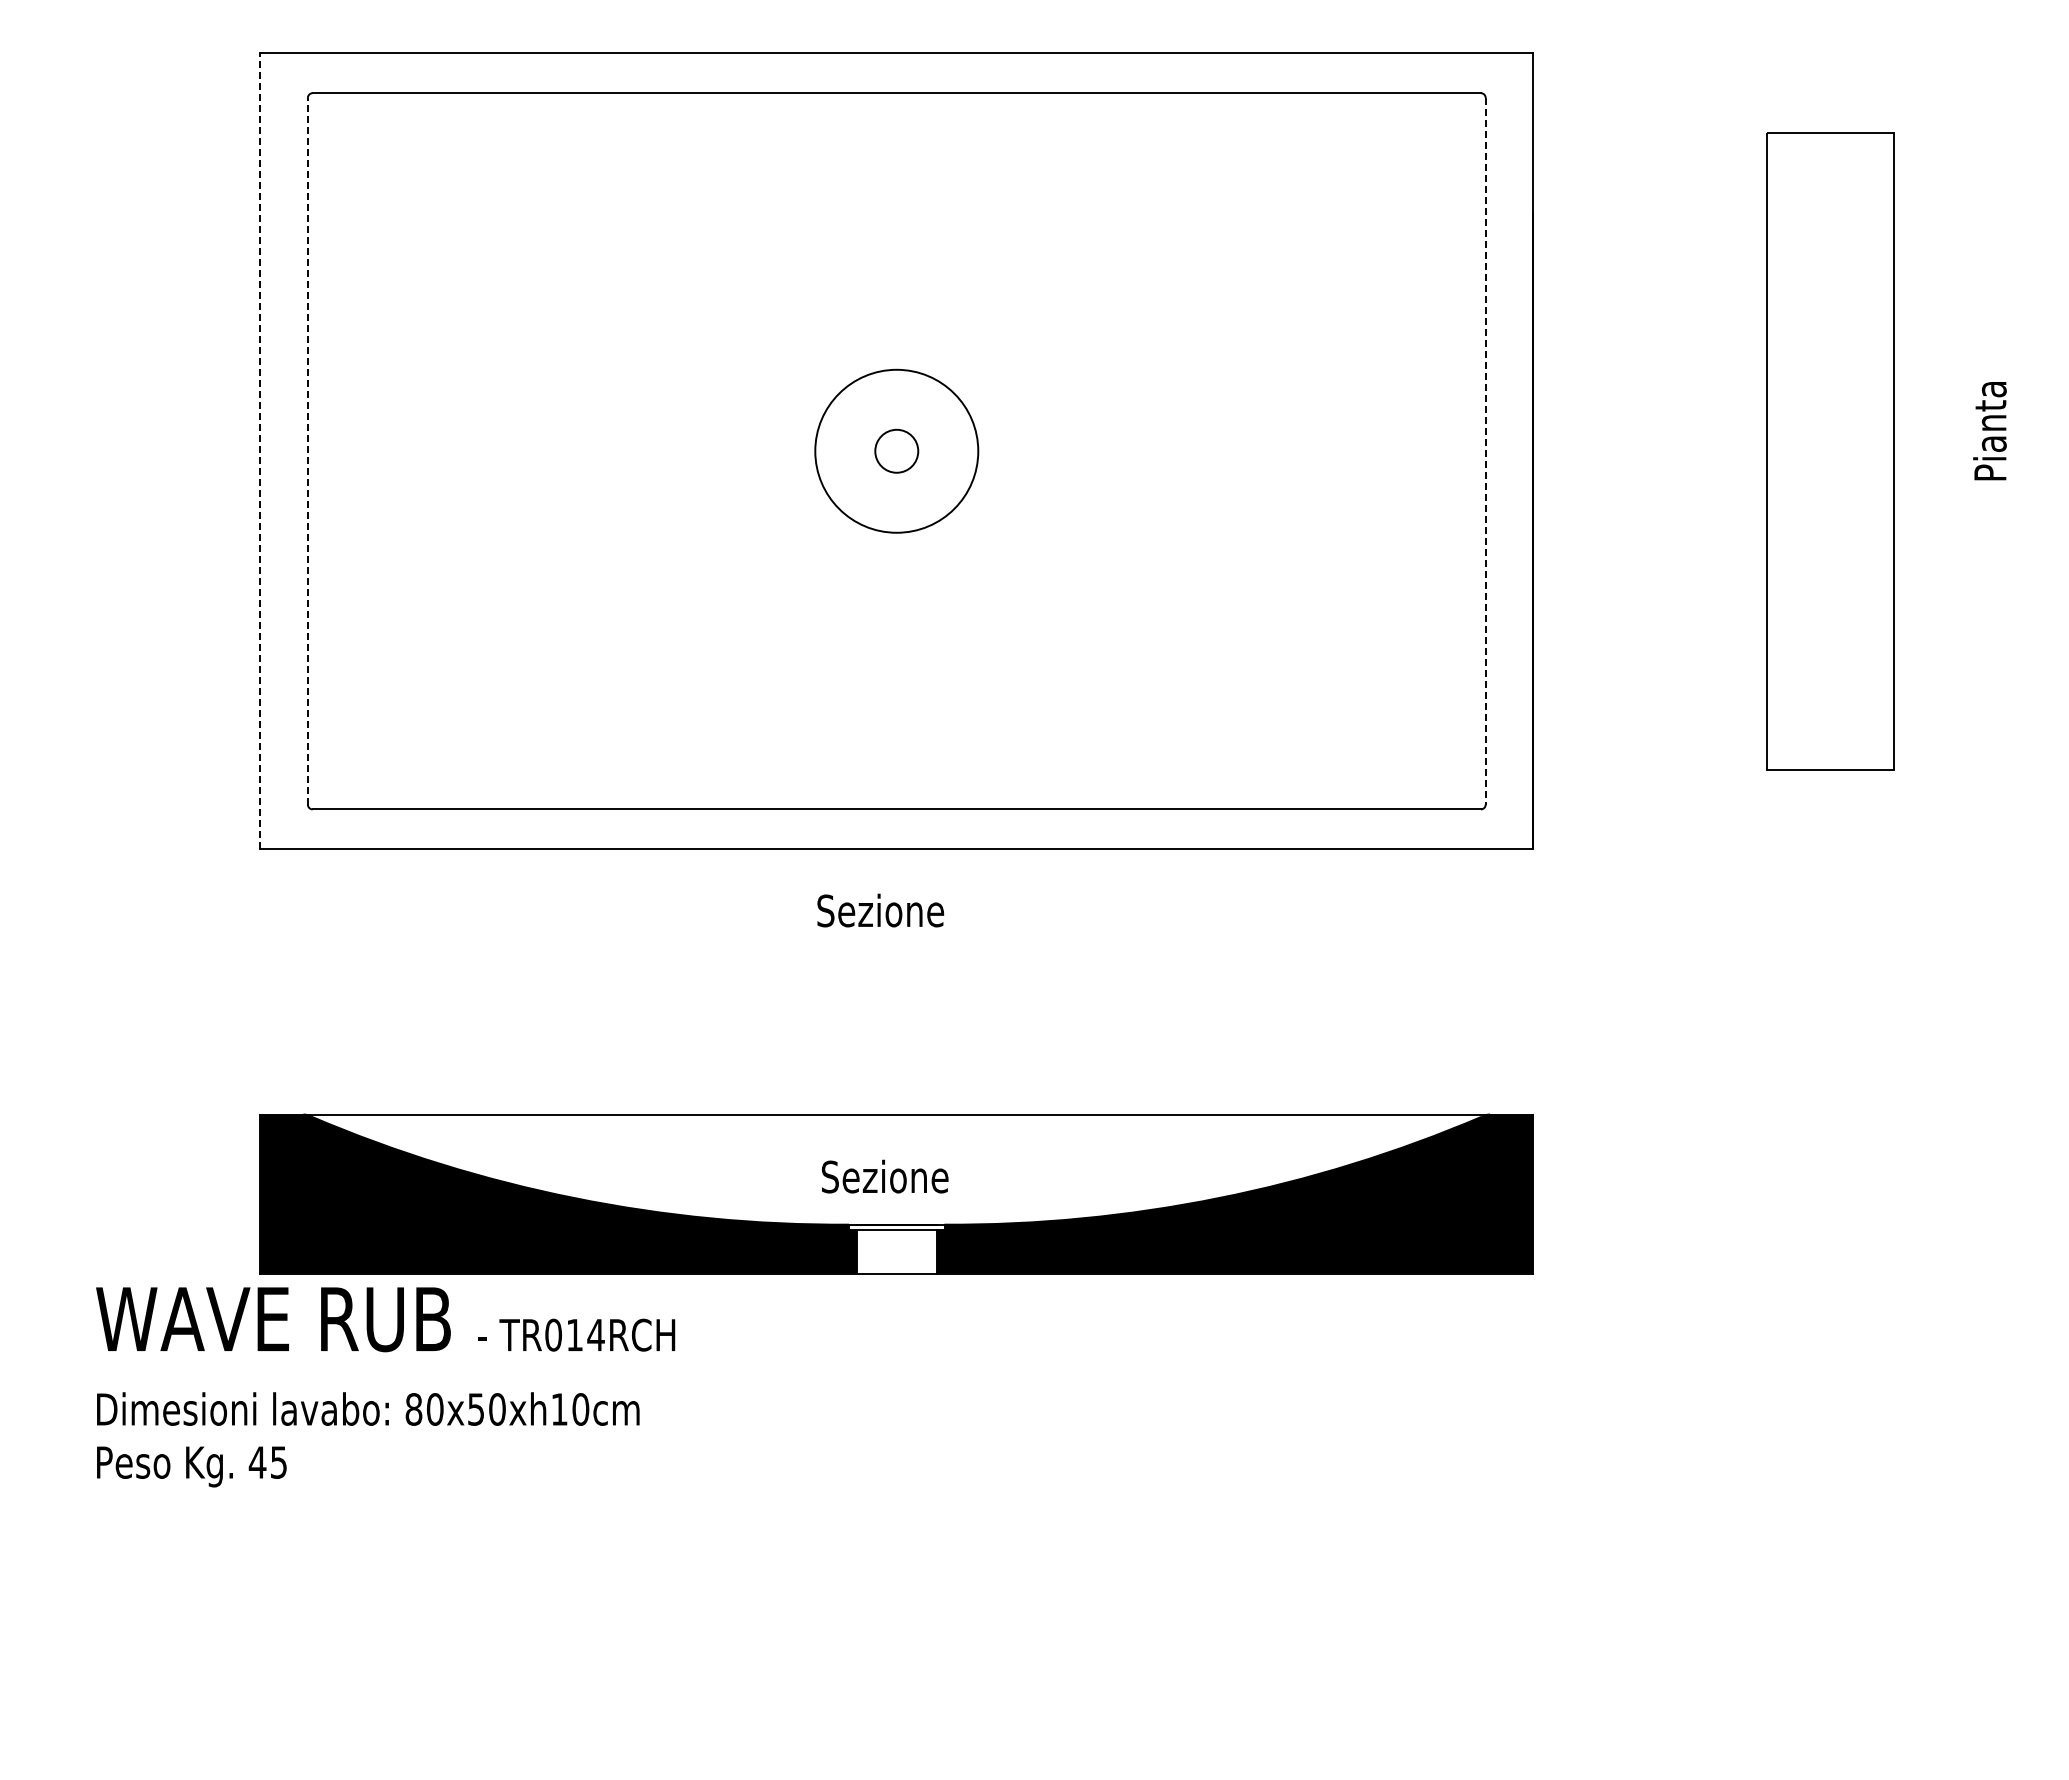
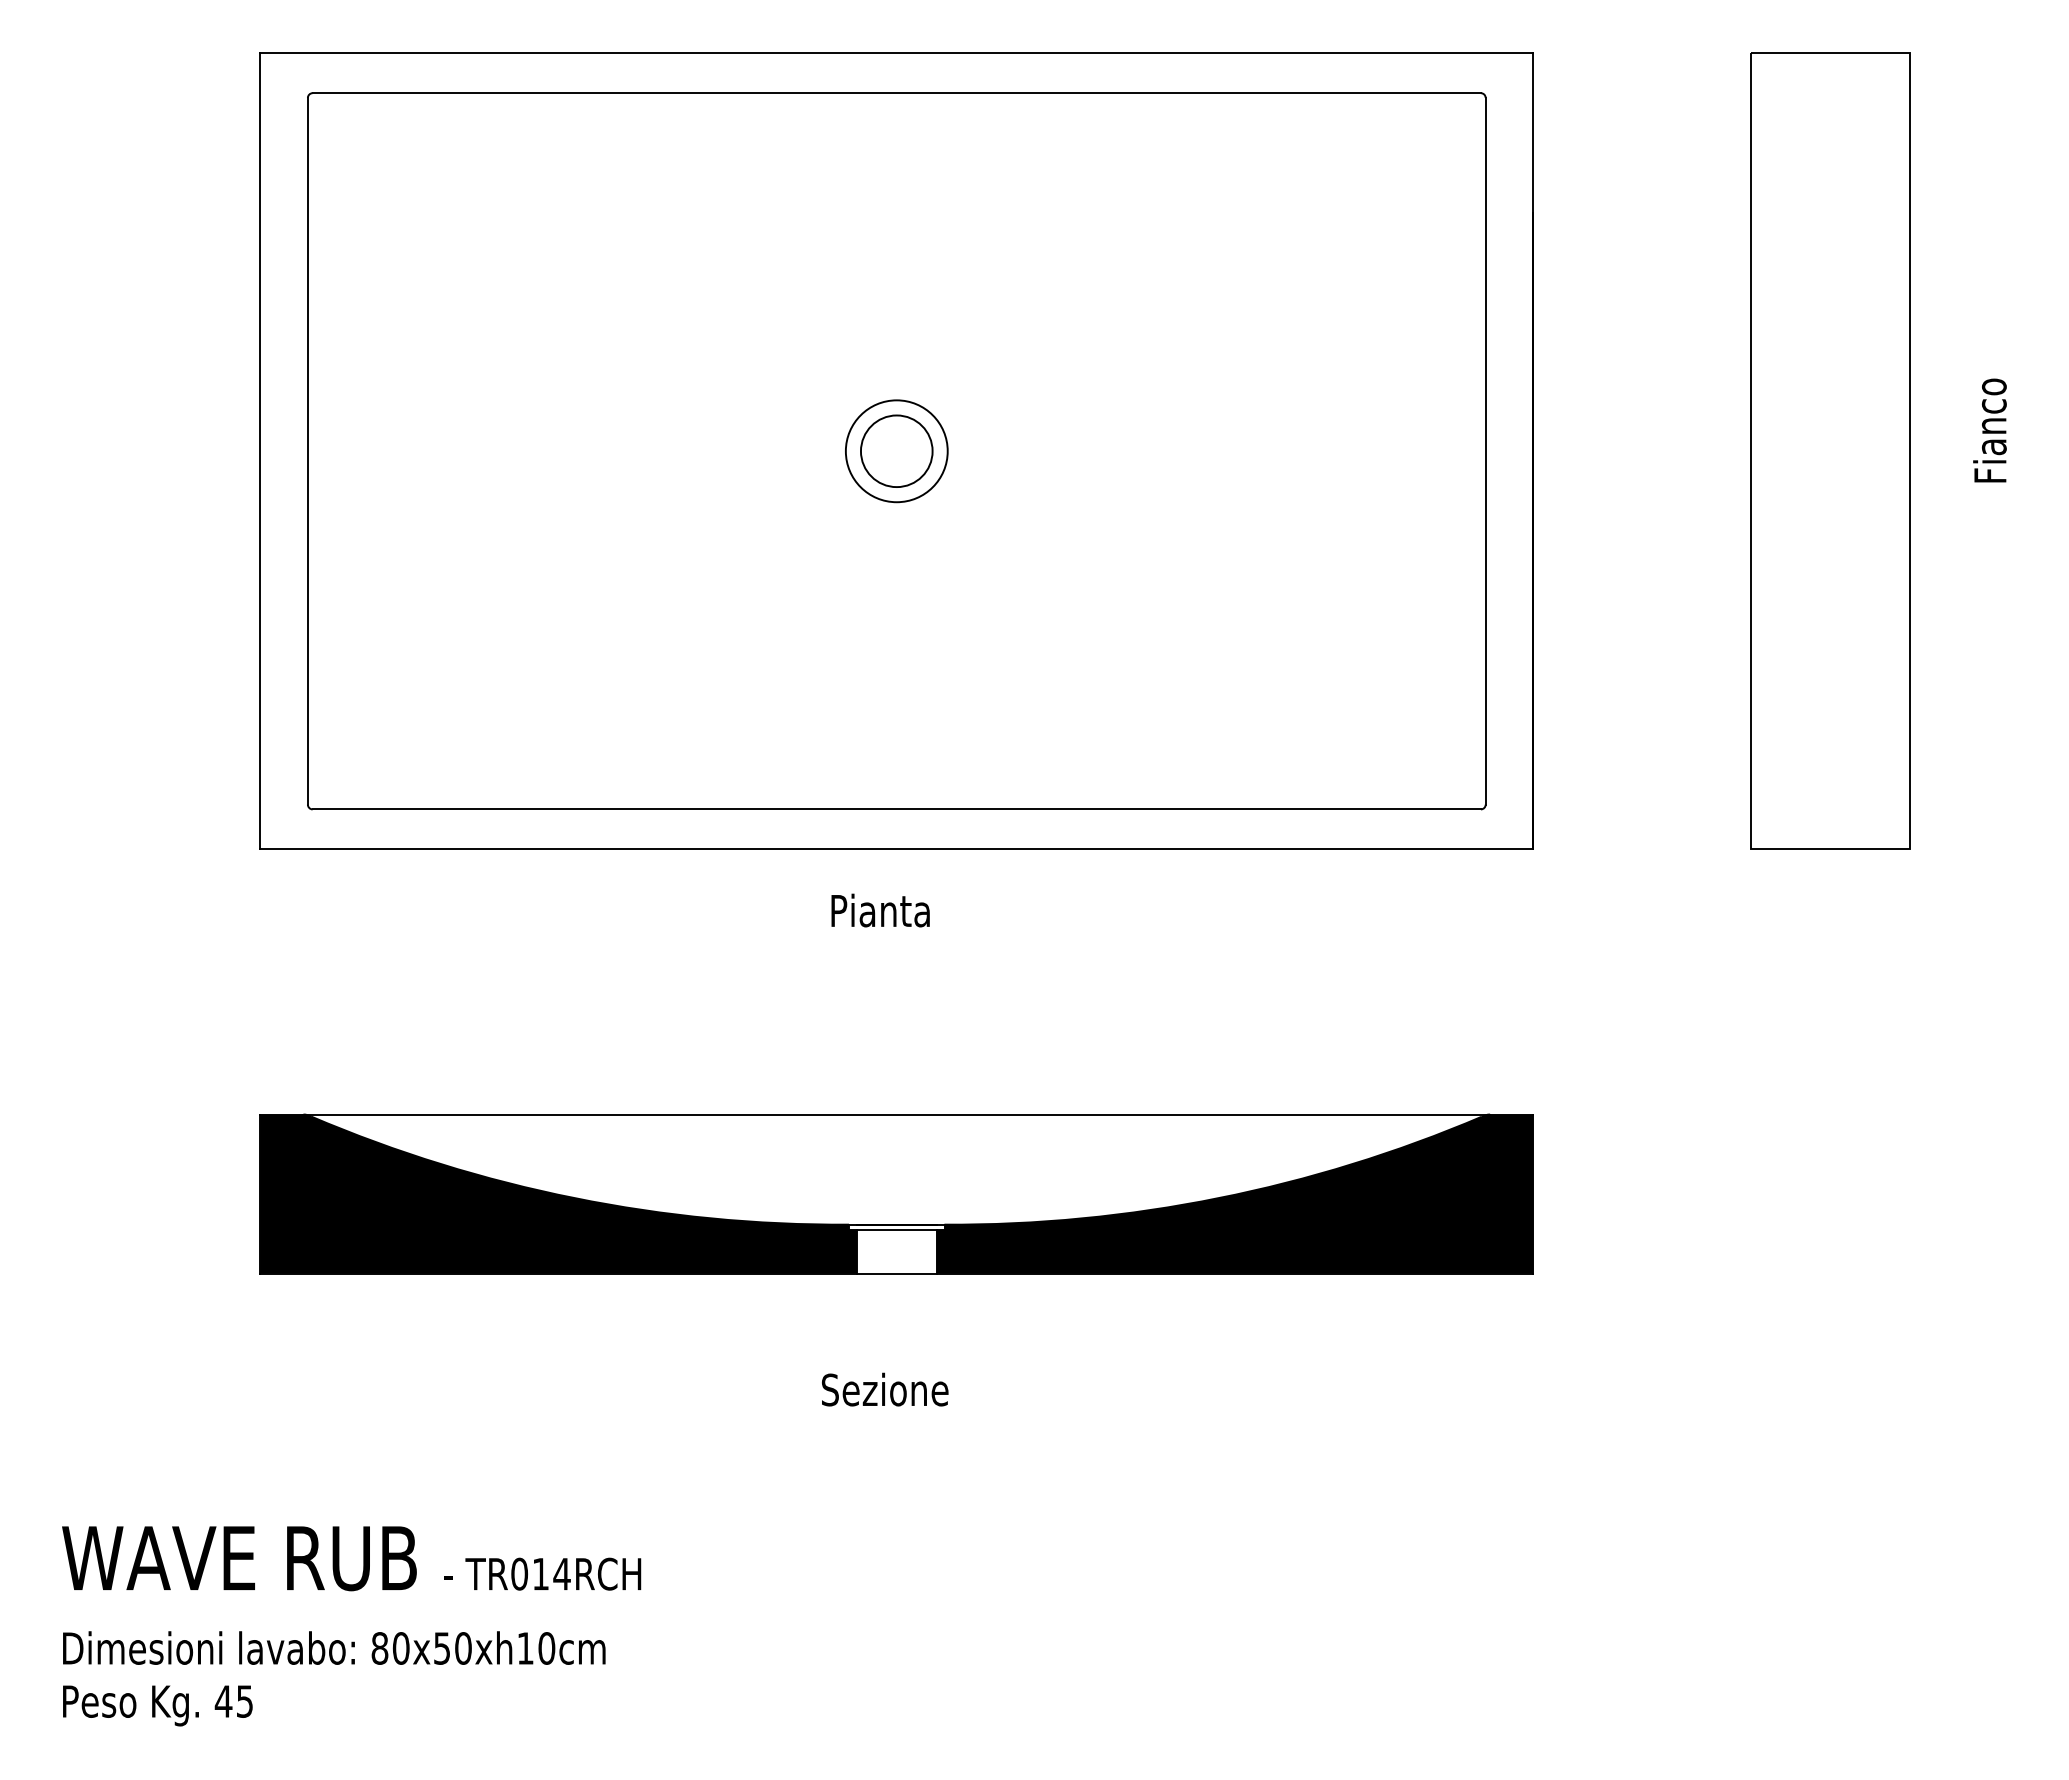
text: Pianta -> Fianco (1989, 430)
line: dashed -> solid (307, 450)
circle diameter: 163 px -> 102 px (896, 451)
circle diameter: 43 px -> 72 px (896, 451)
line: dashed -> solid (260, 451)
line: dashed -> solid (1485, 451)
part size: 129x639 px -> 161x798 px (1830, 450)
text: Sezione -> Pianta (880, 910)
text position: (885, 1176) -> (885, 1389) (885, 1389)
text position: (385, 1387) -> (351, 1626) (351, 1626)
